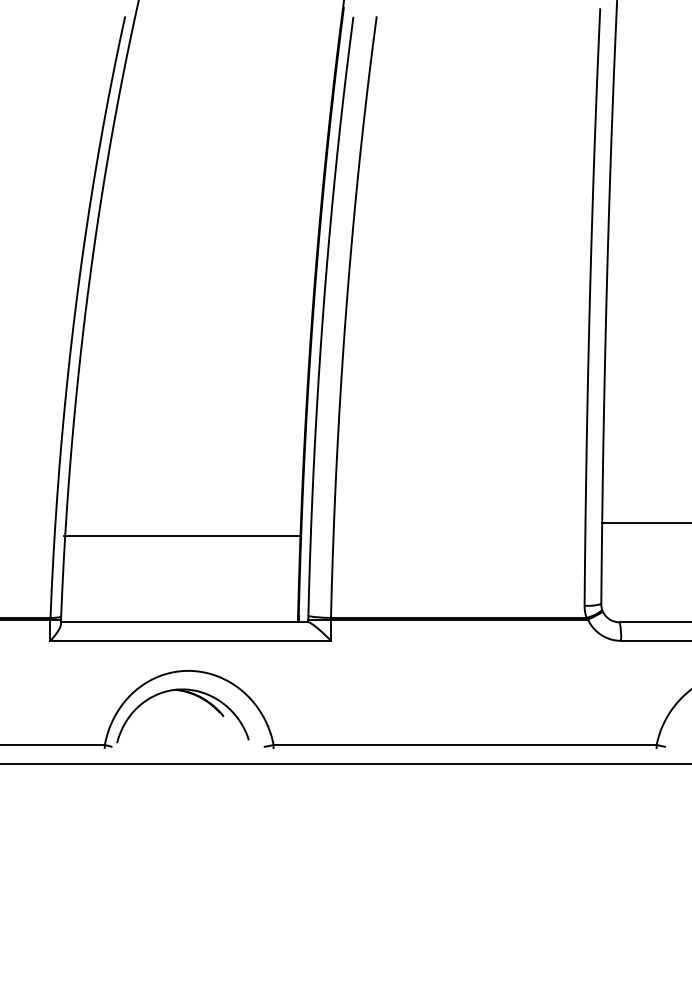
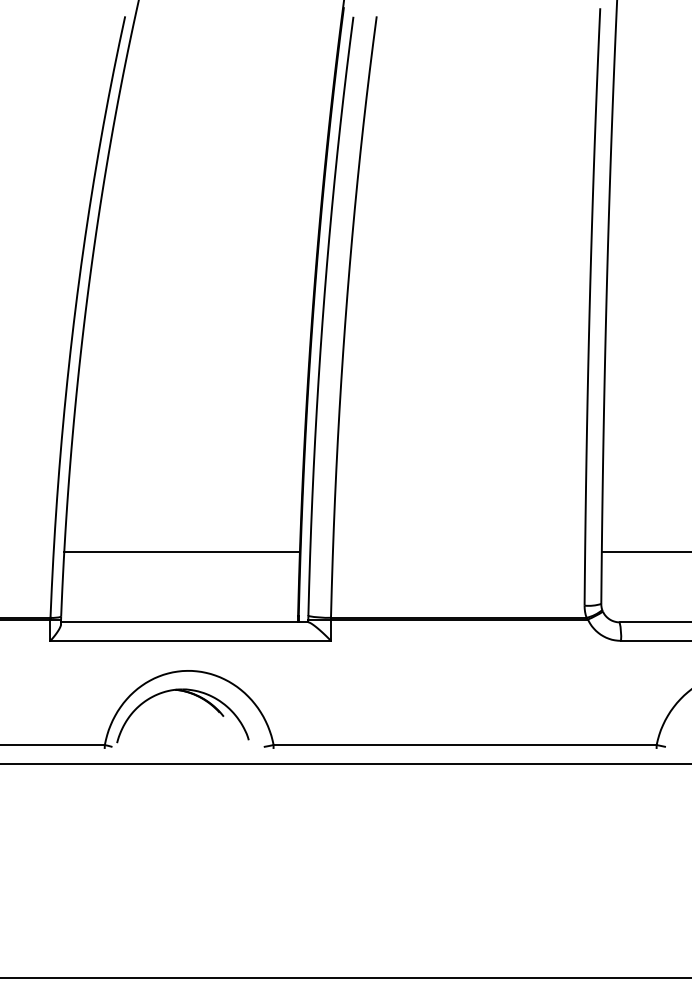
line position: (644, 523) -> (644, 552) (644, 552)
line position: (181, 536) -> (181, 552) (181, 552)
line: none -> present (345, 977)
